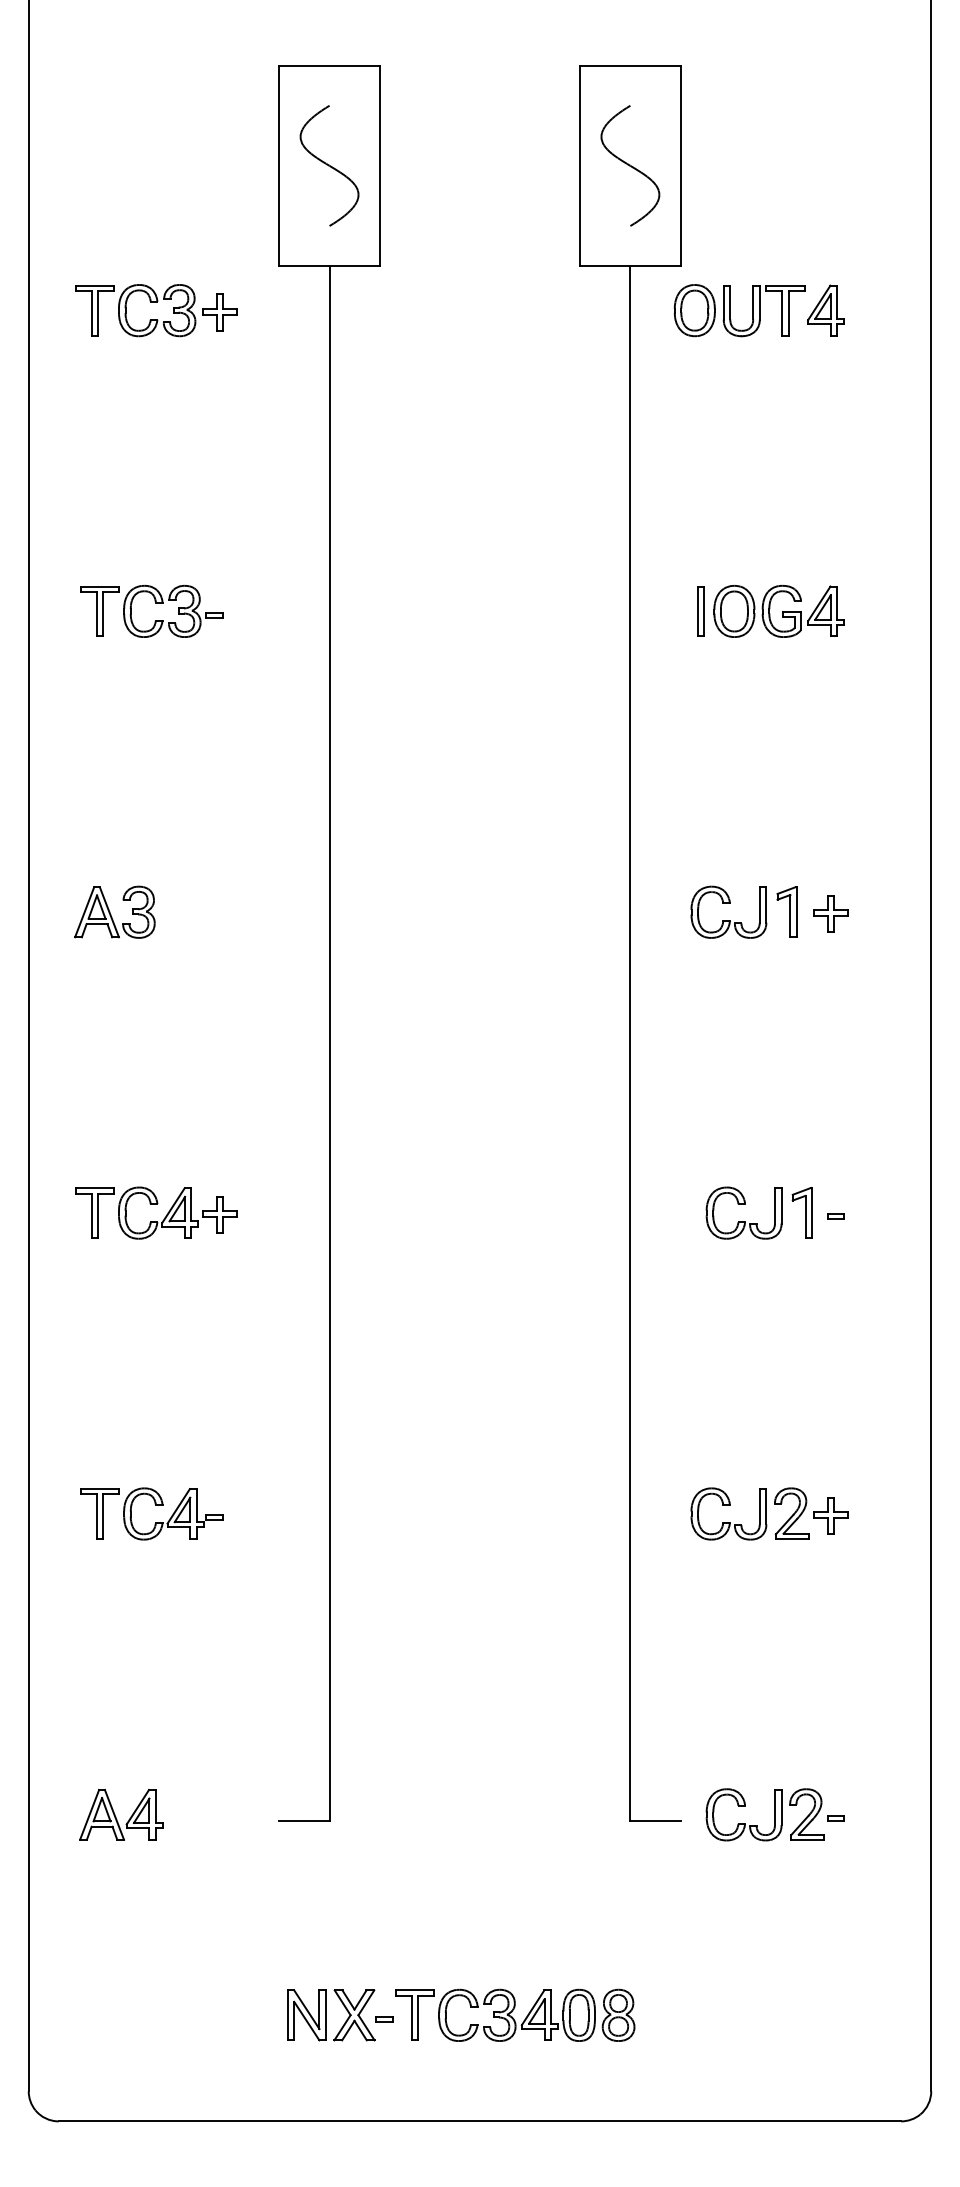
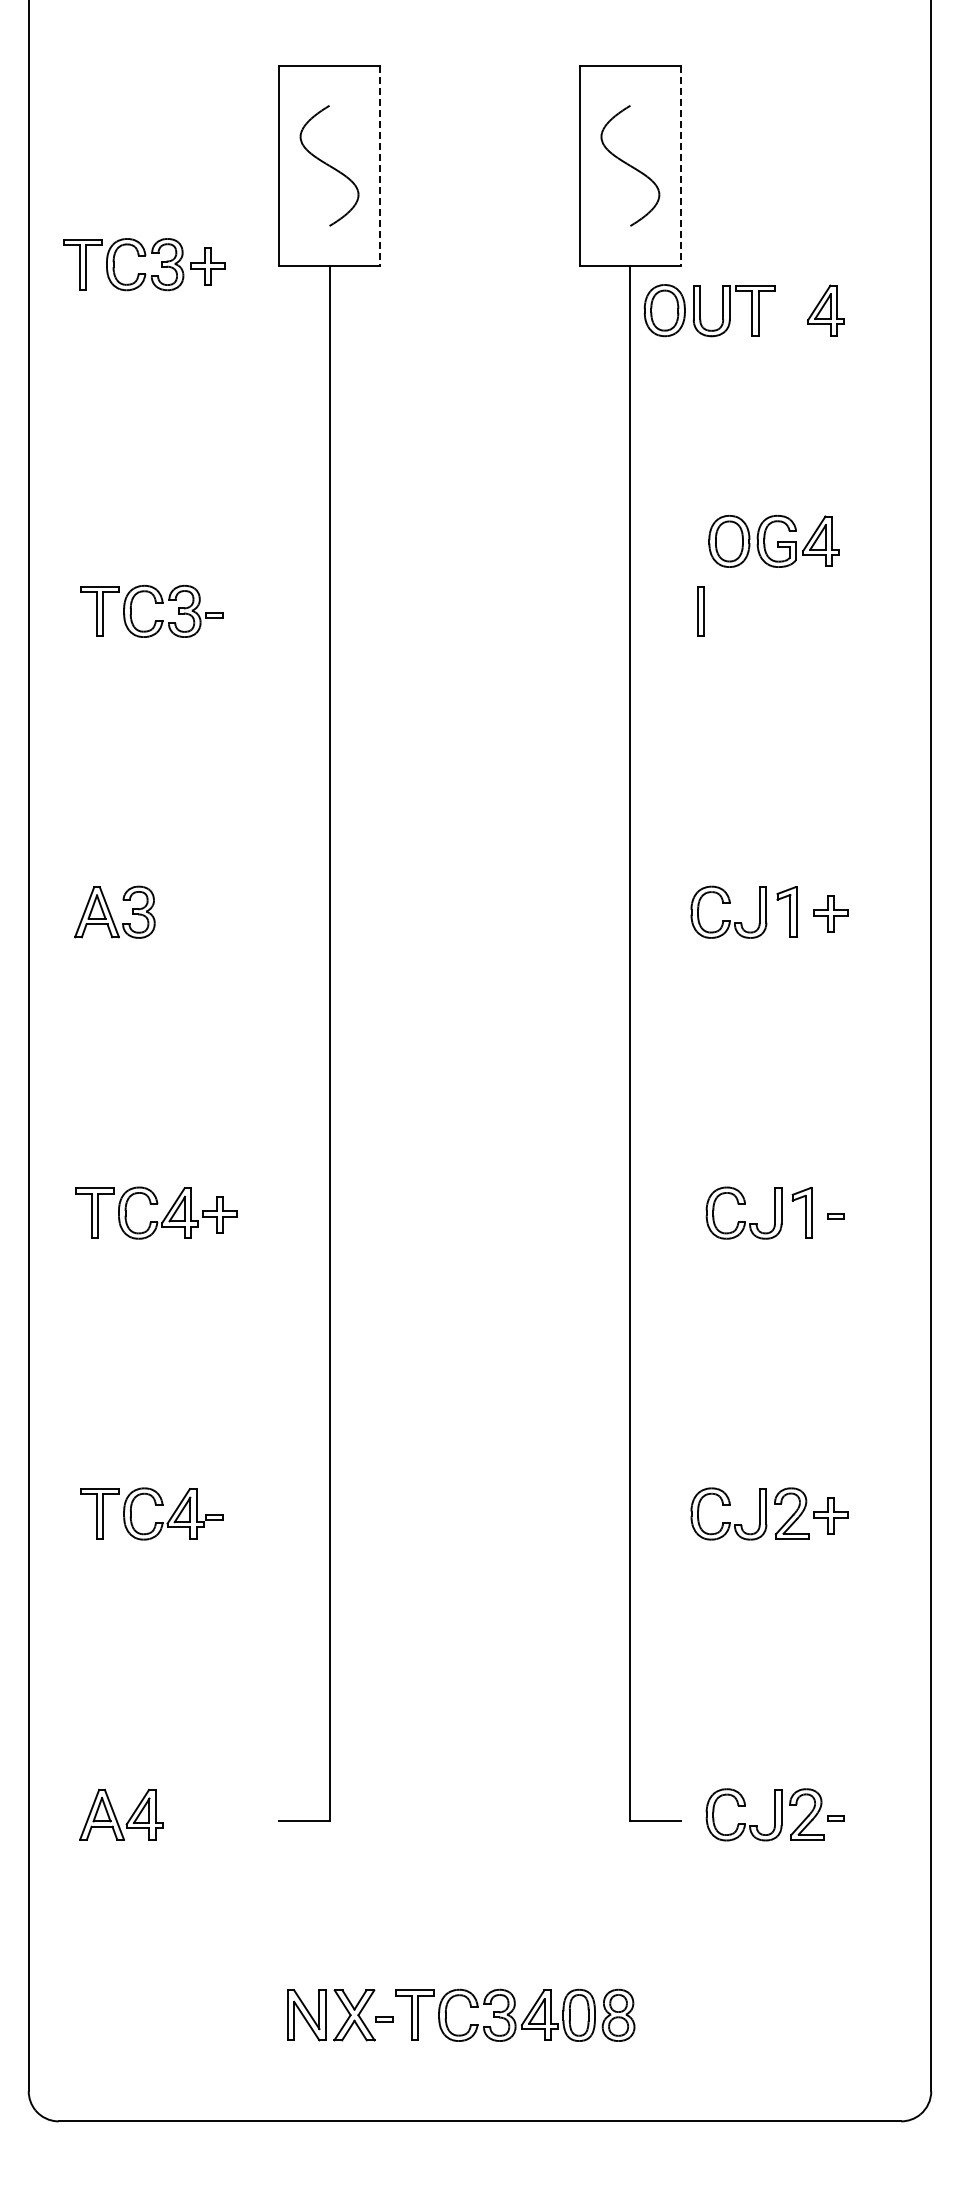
line: solid -> dashed (379, 166)
line: solid -> dashed (680, 166)
part position: (156, 302) -> (144, 256) (144, 256)
part position: (730, 310) -> (700, 310) (700, 310)
part position: (778, 611) -> (773, 541) (773, 541)
